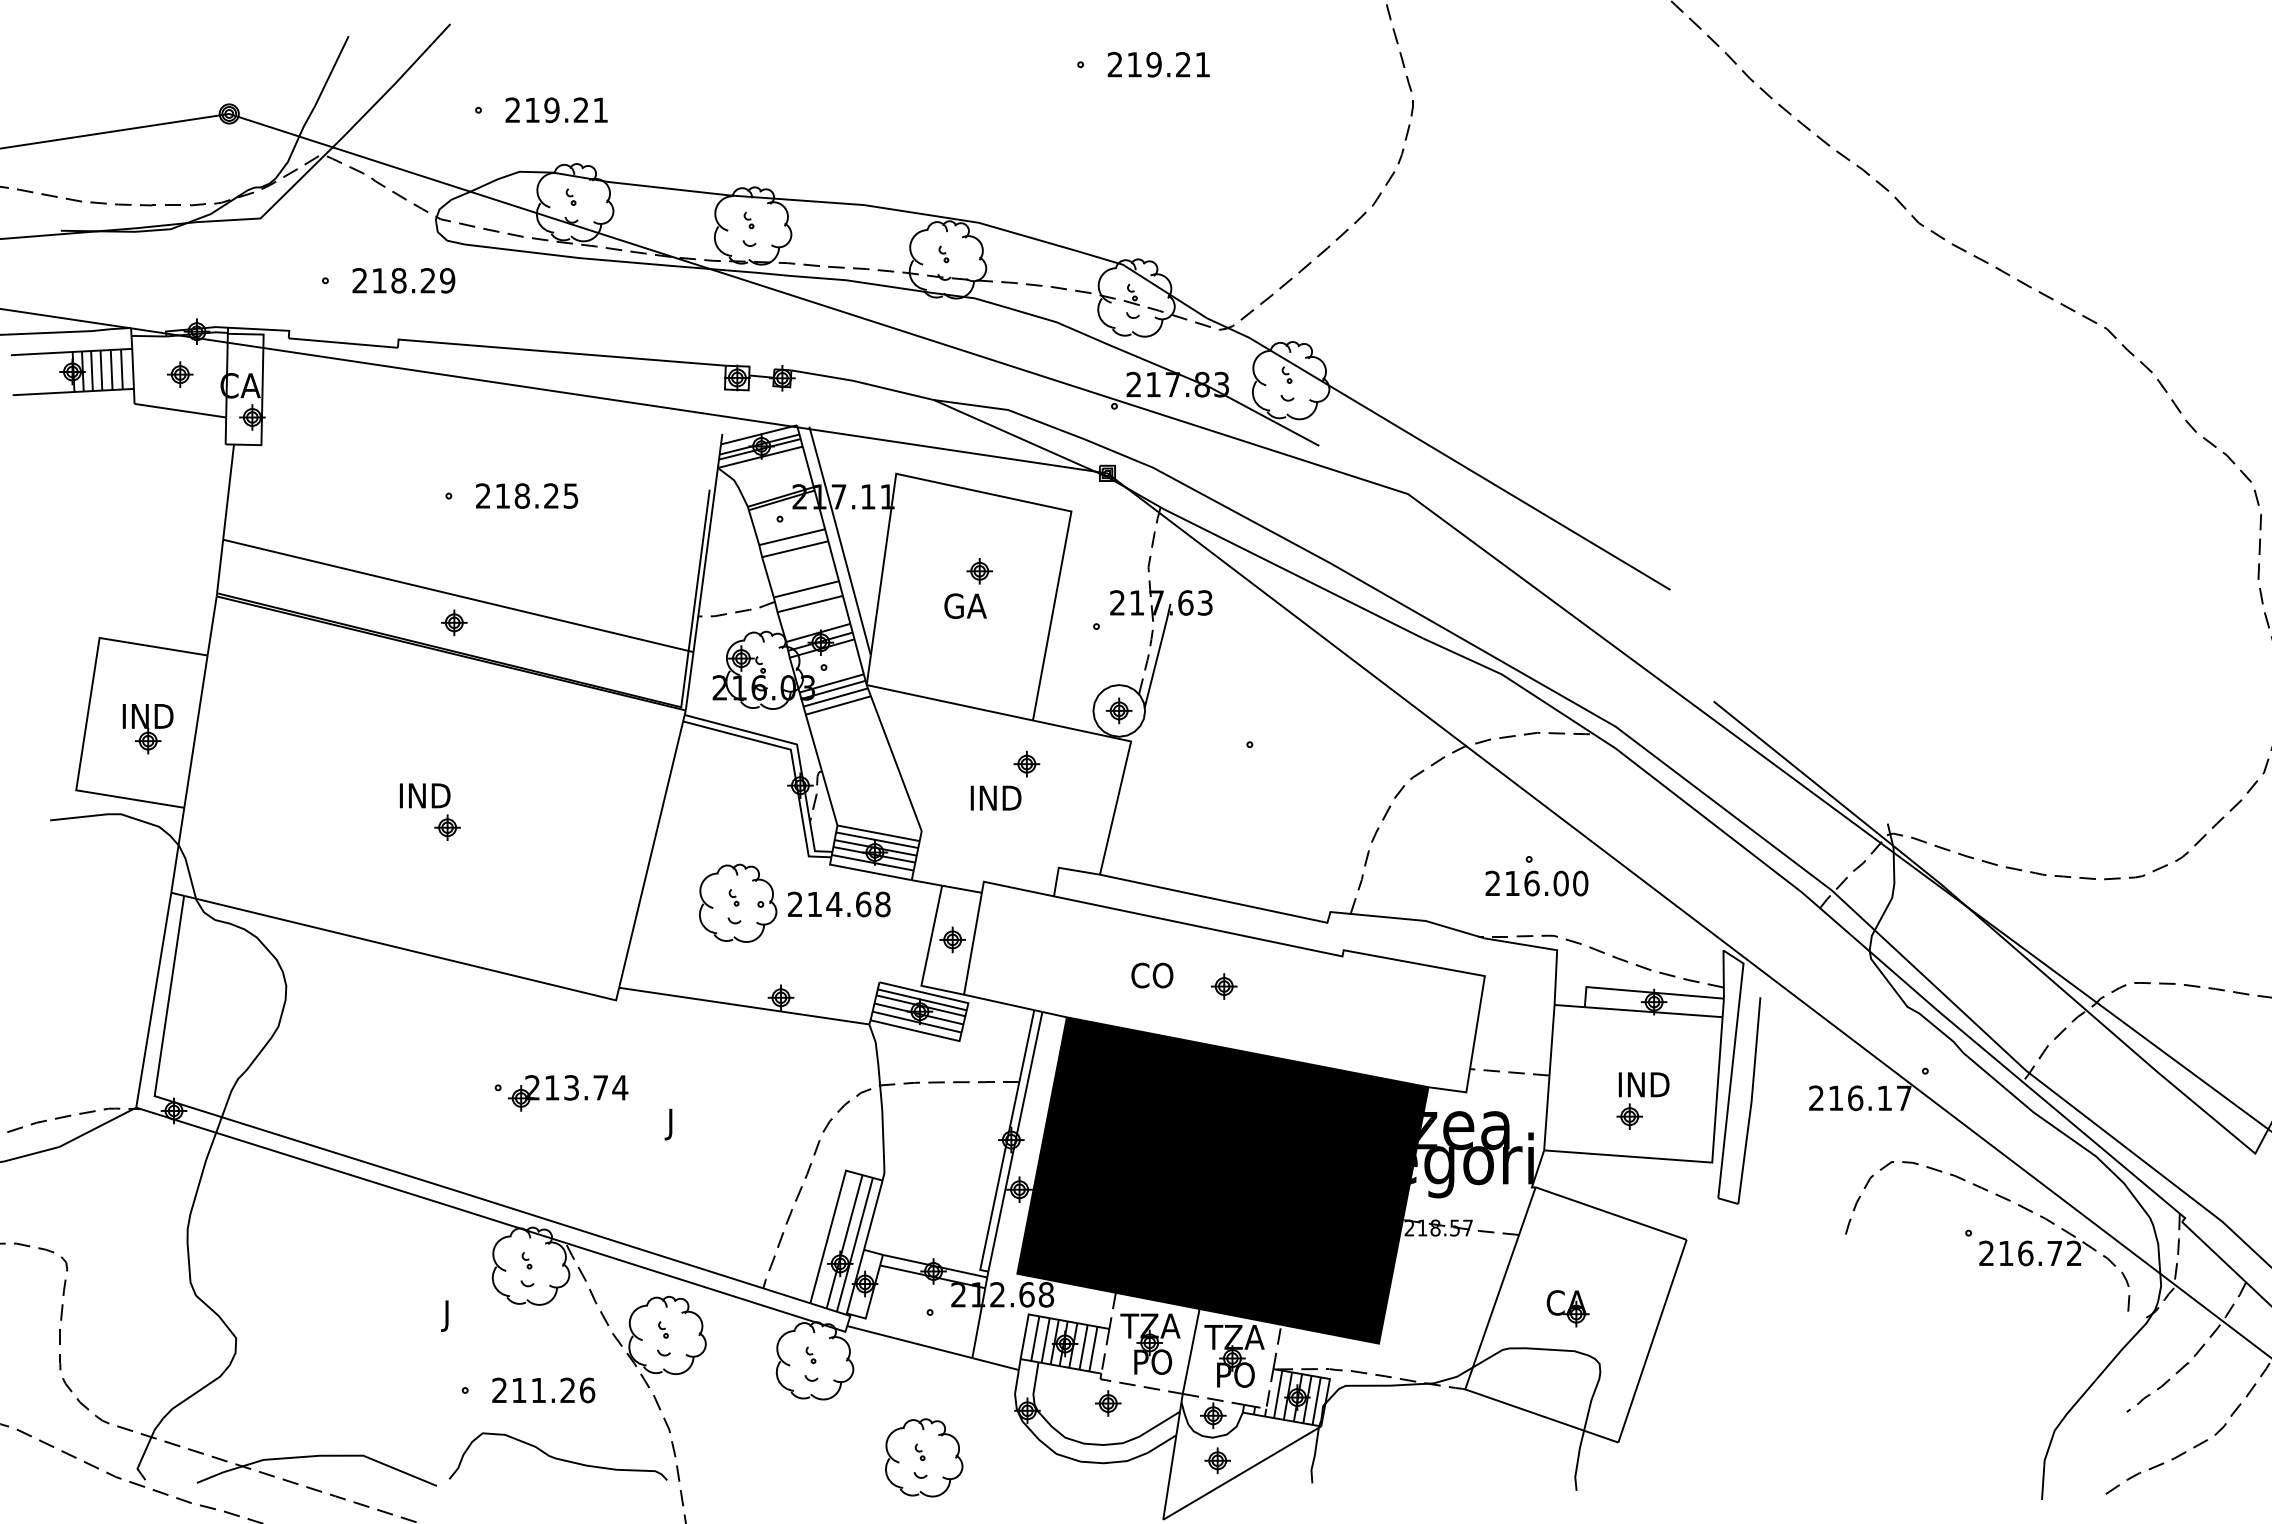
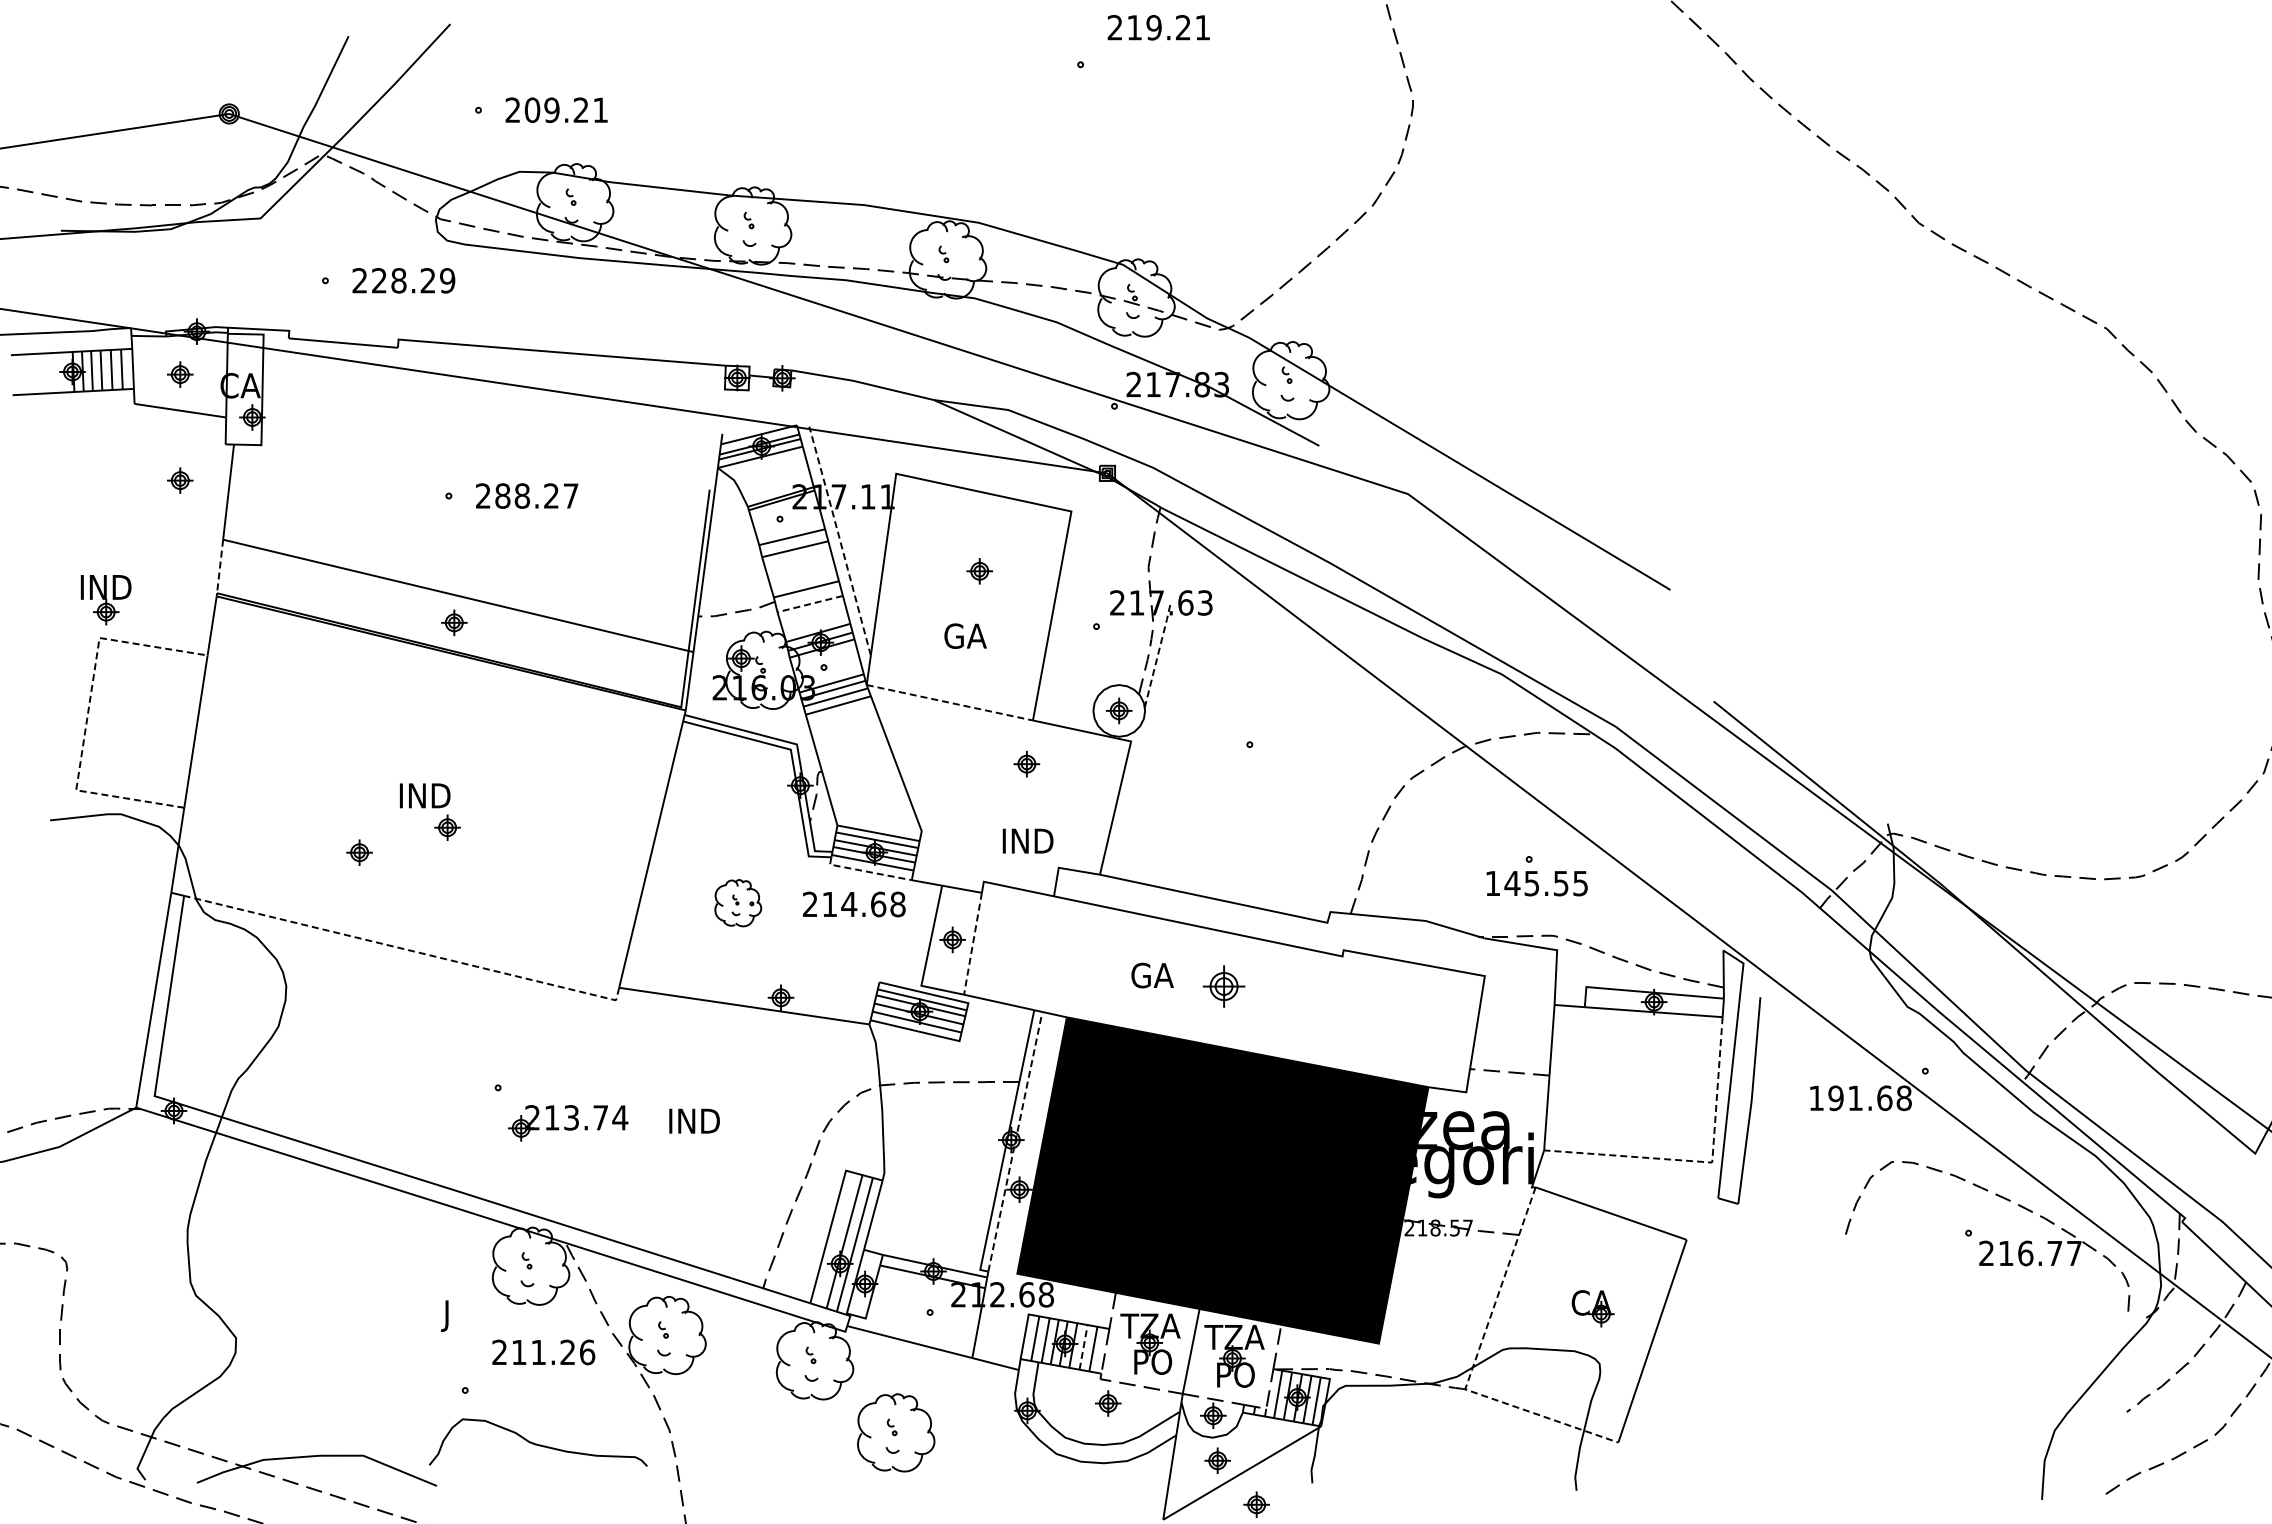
text position: (1158, 64) -> (1158, 27) (1158, 27)
text: 219.21 -> 209.21 (532, 110)
text: 218.29 -> 228.29 (379, 280)
part: none -> present (180, 480)
text: 218.25 -> 288.27 (536, 495)
line: solid -> dashed (840, 540)
line: solid -> dashed (220, 566)
line: solid -> dashed (810, 604)
text position: (965, 605) -> (965, 635) (965, 635)
line: solid -> dashed (1157, 655)
line: solid -> dashed (949, 702)
line: solid -> dashed (88, 713)
part position: (147, 729) -> (105, 600) (105, 600)
text position: (995, 797) -> (1027, 840) (1027, 840)
part: none -> present (359, 852)
line: solid -> dashed (867, 871)
text: 216.00 -> 145.55 (1536, 883)
part size: 79x80 px -> 49x49 px (738, 903)
text position: (839, 904) -> (854, 904) (854, 904)
line: solid -> dashed (972, 943)
line: solid -> dashed (406, 949)
text: CO -> GA (1158, 975)
part size: 27x27 px -> 44x43 px (1223, 986)
part position: (568, 1093) -> (568, 1123) (568, 1123)
text: 216.17 -> 191.68 (1860, 1098)
part: present -> none (1642, 1100)
text: J -> IND (691, 1124)
line: solid -> dashed (1015, 1141)
line: solid -> dashed (1701, 1161)
text: 216.72 -> 216.77 (2074, 1252)
part position: (1567, 1308) -> (1592, 1308) (1592, 1308)
line: solid -> dashed (1083, 1347)
line: solid -> dashed (1473, 1365)
text position: (543, 1390) -> (543, 1352) (543, 1352)
curve position: (556, 1457) -> (536, 1443) (536, 1443)
part position: (924, 1457) -> (896, 1432) (896, 1432)
part: none -> present (1256, 1504)
